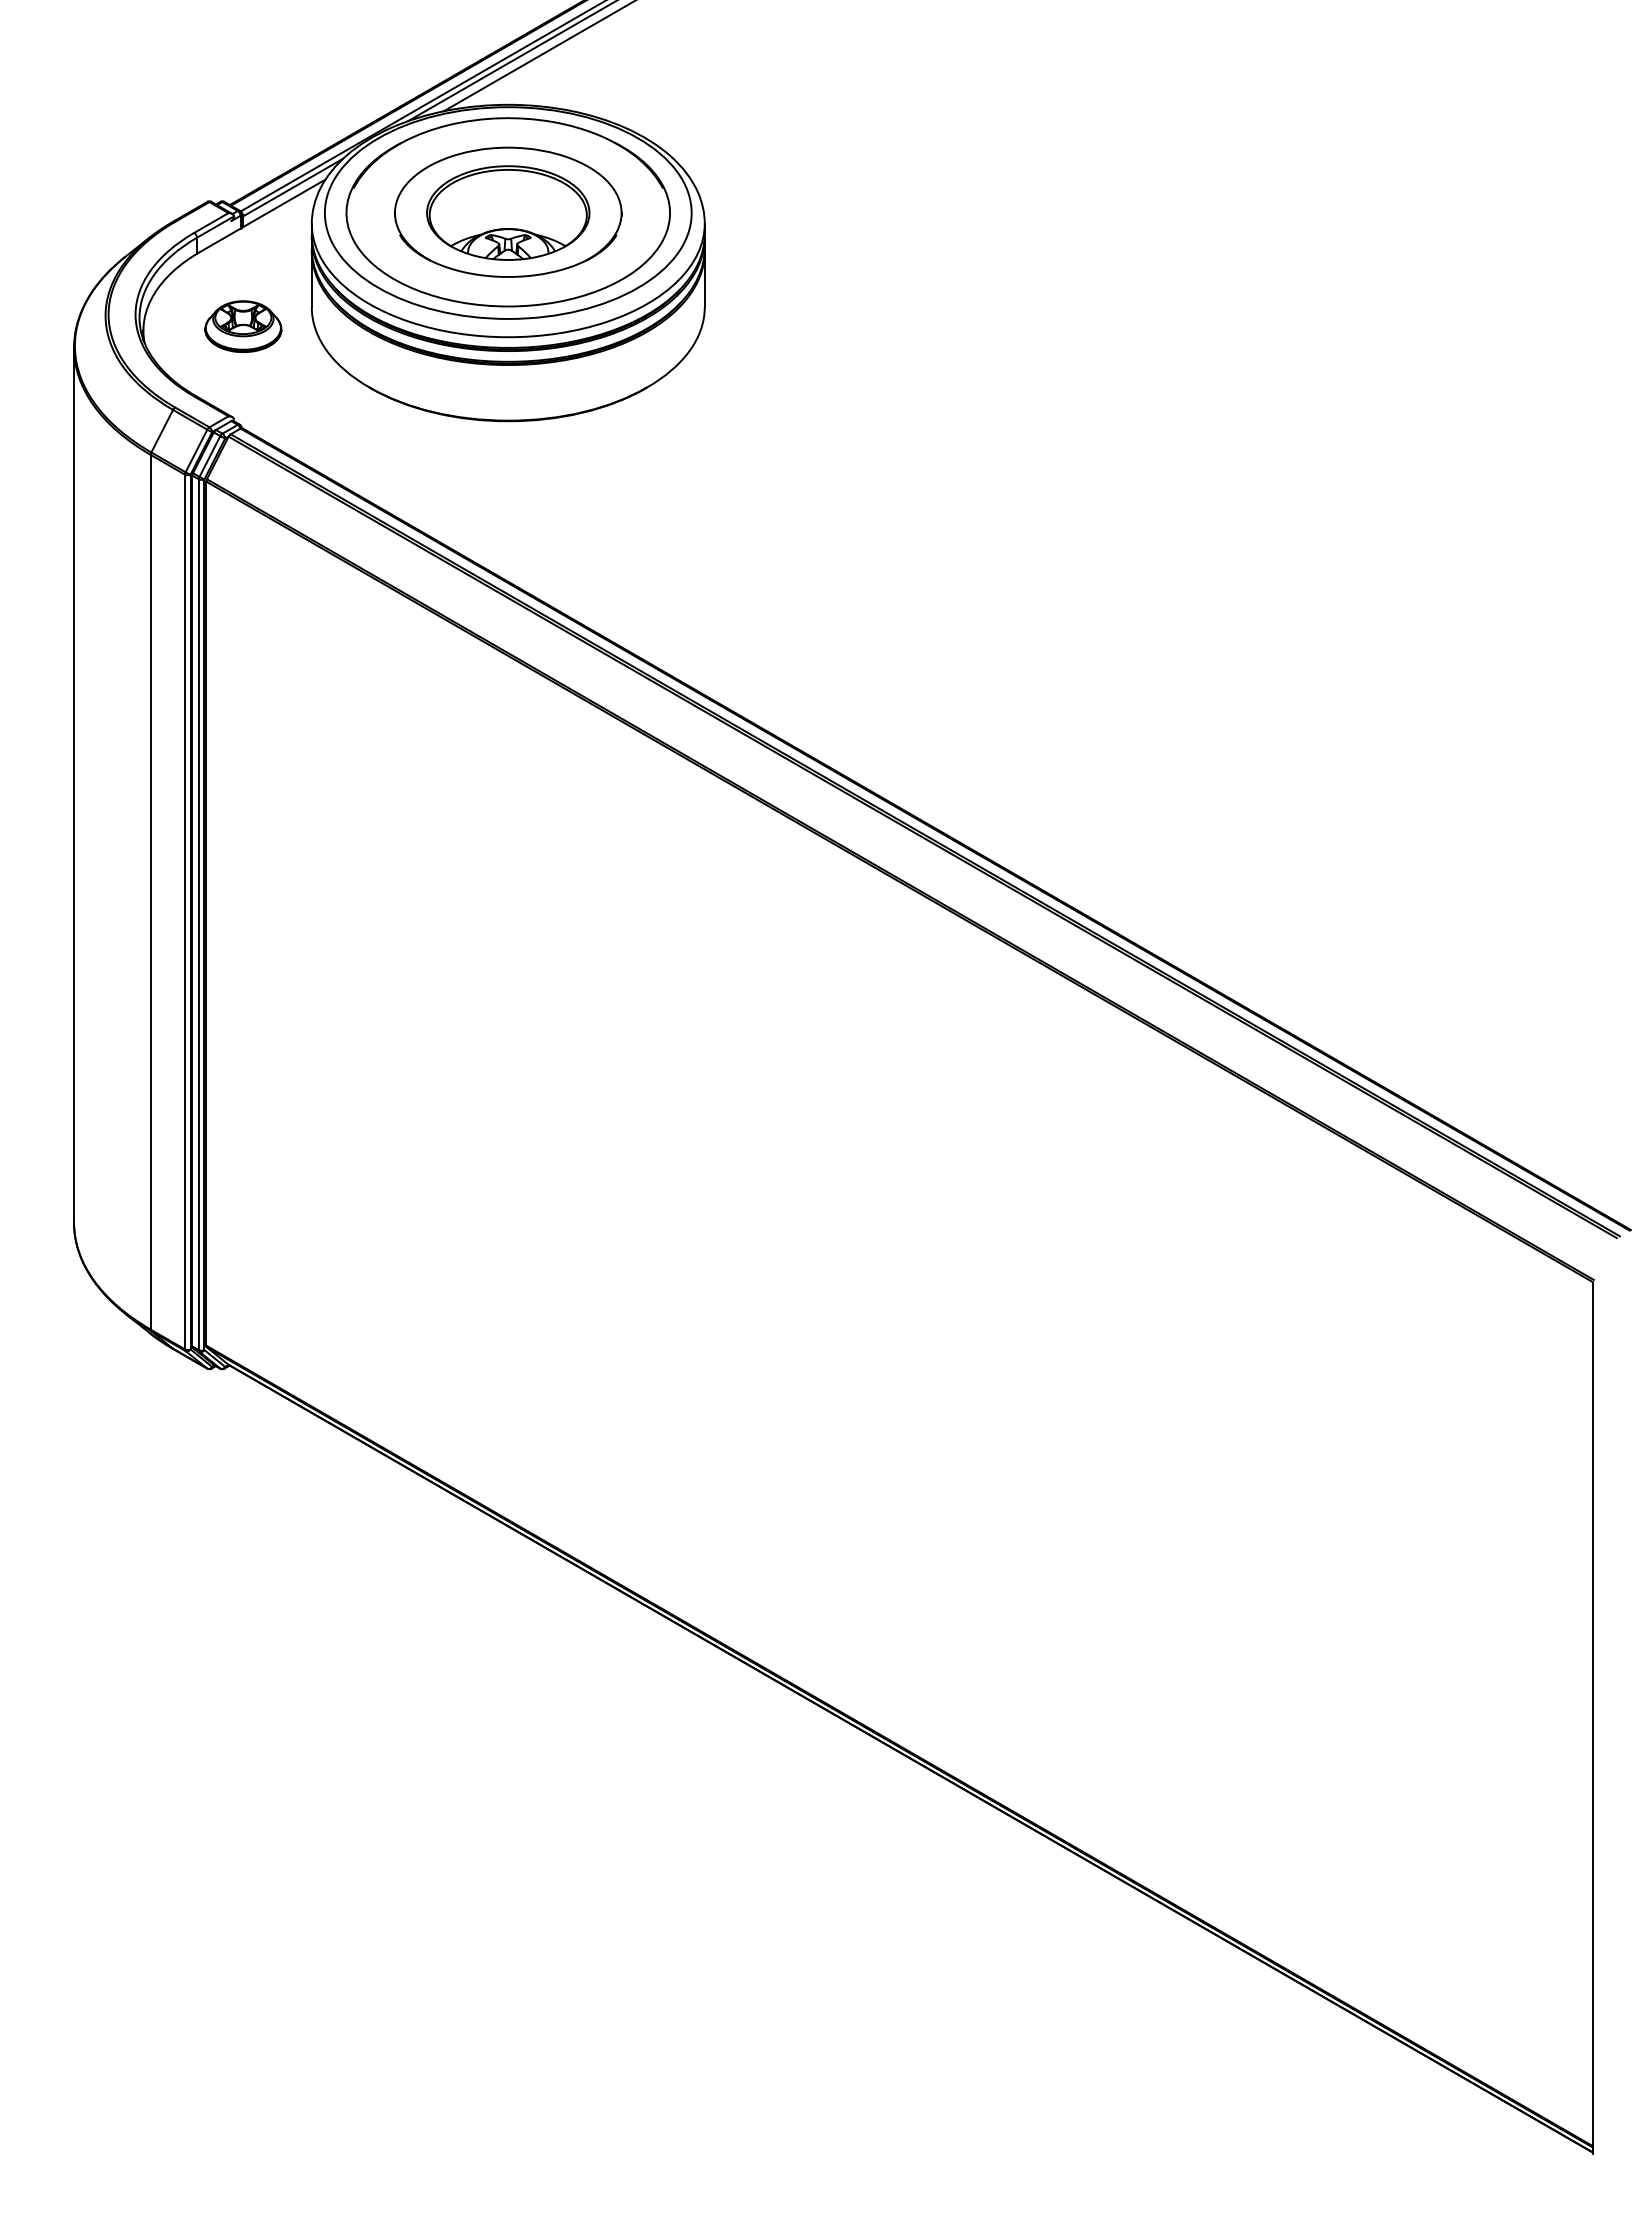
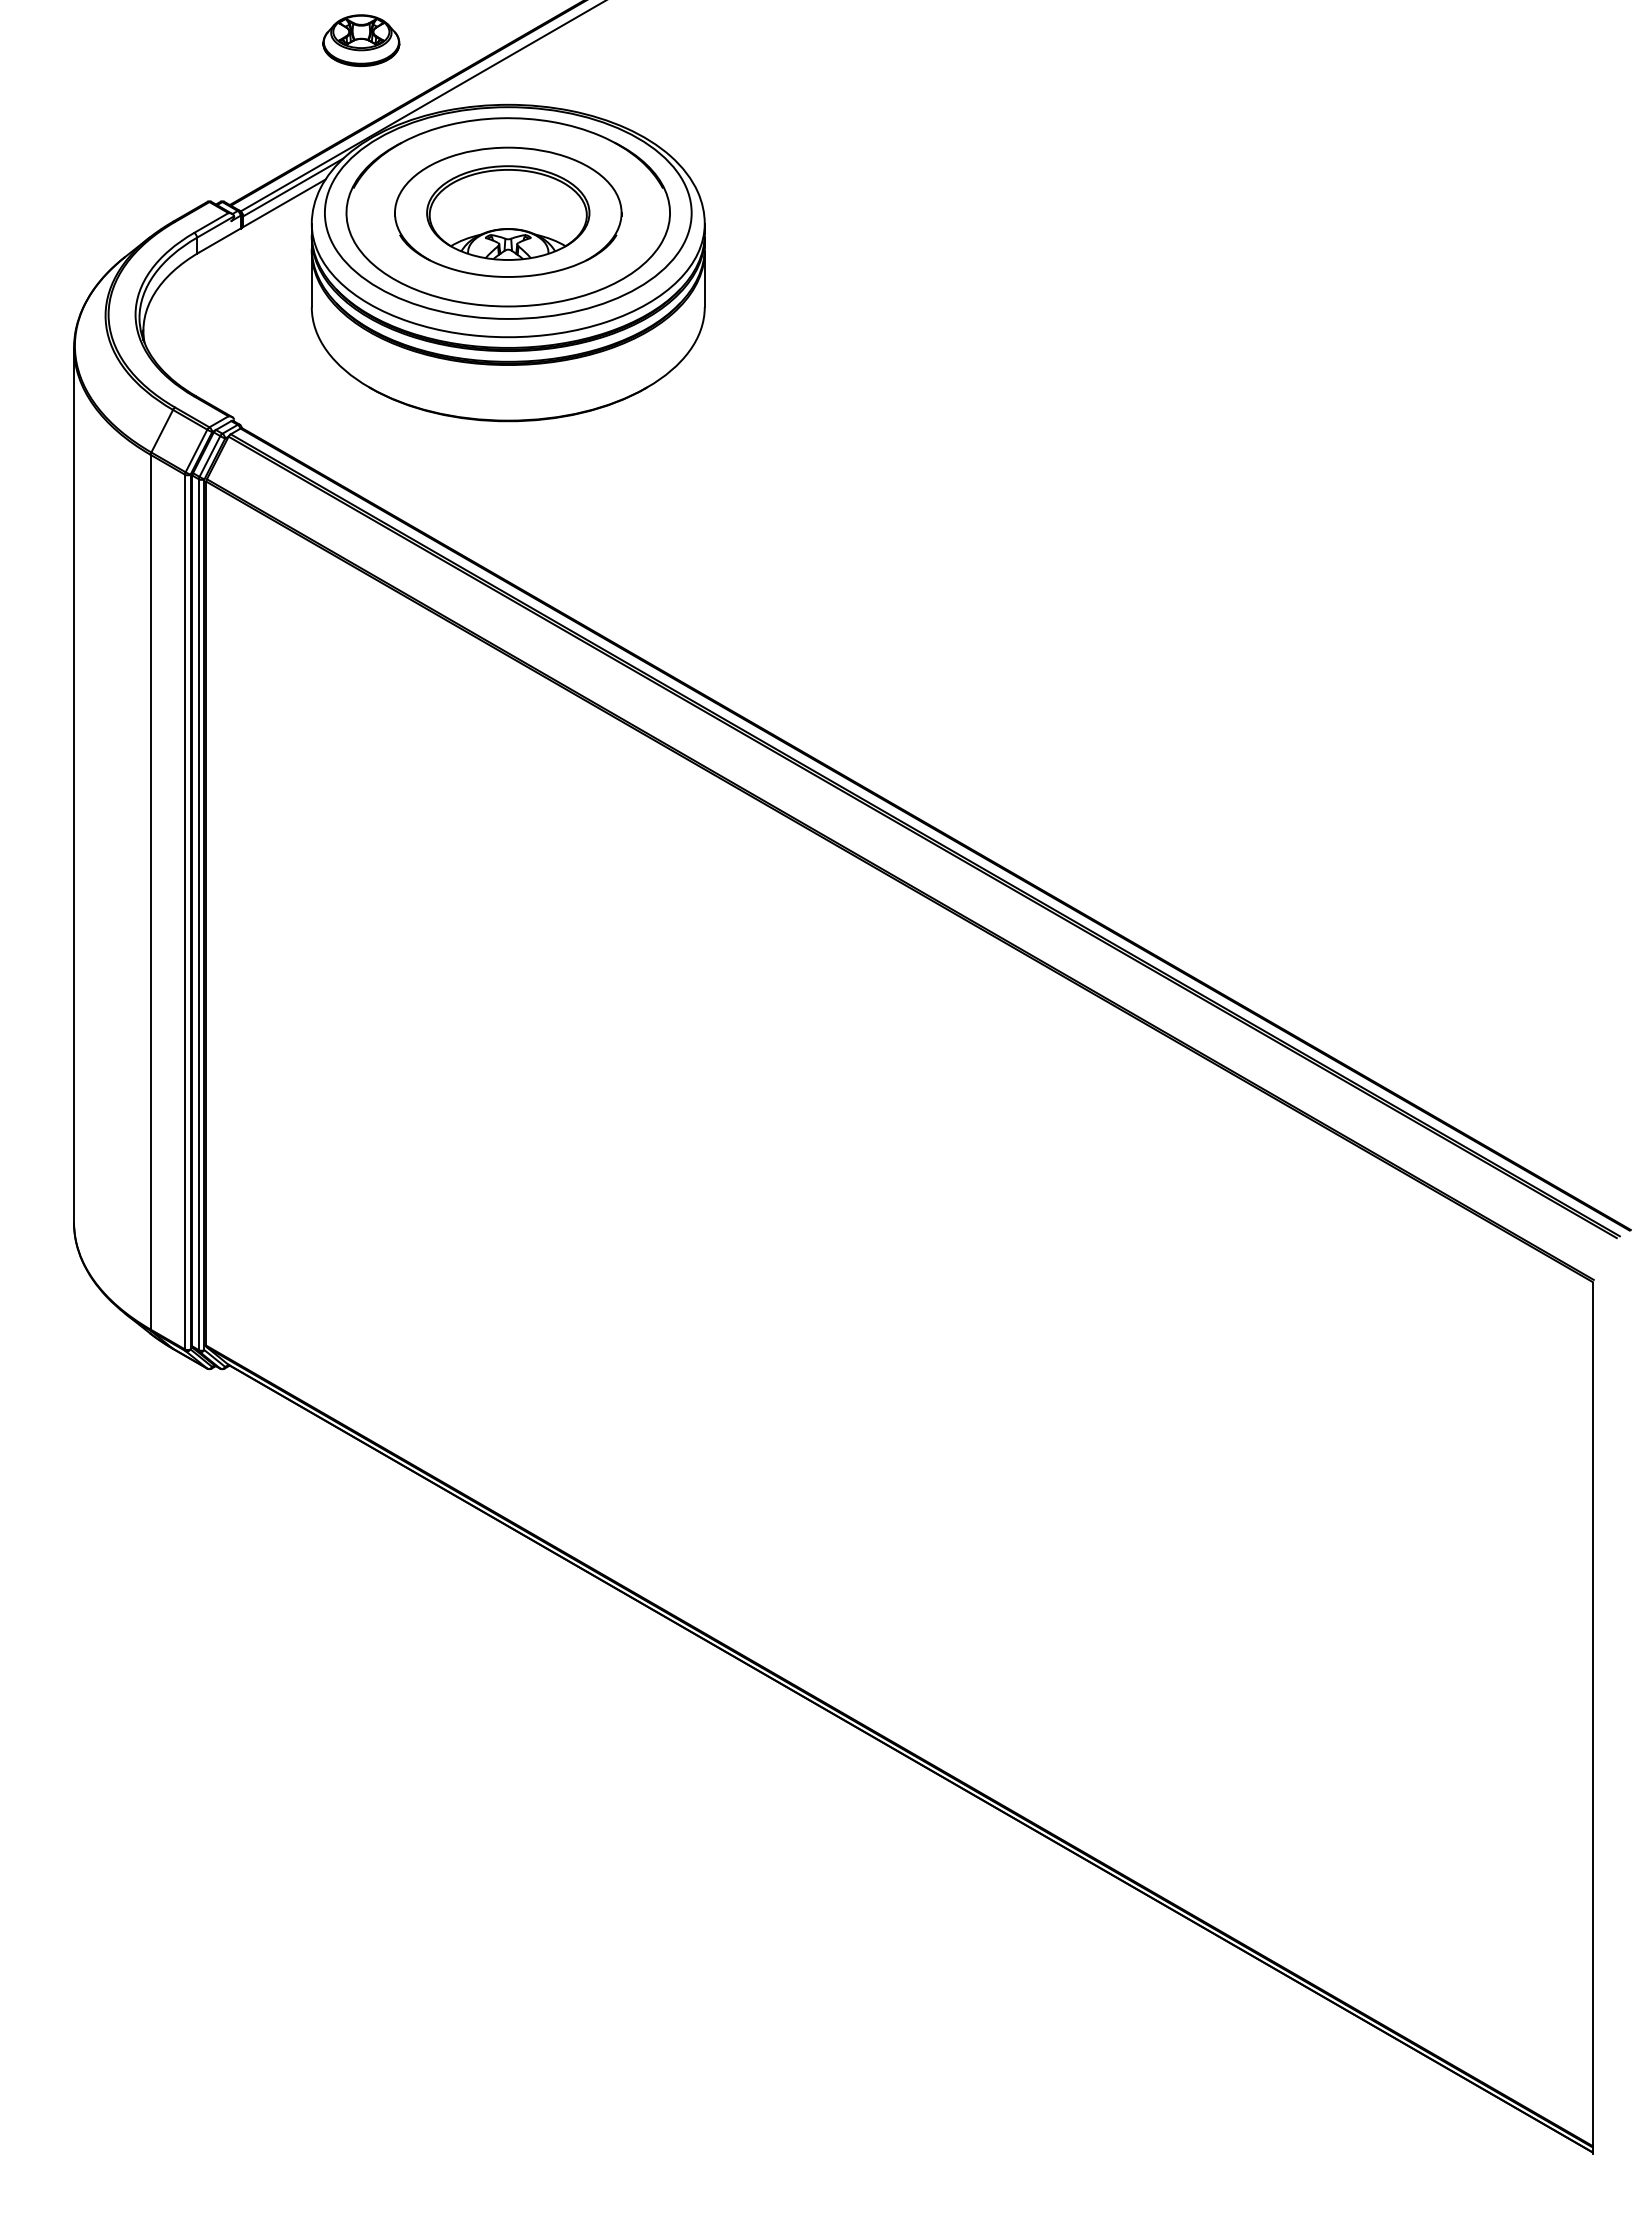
line: present -> none (537, 56)
line: present -> none (511, 61)
part position: (243, 326) -> (361, 40) (361, 40)
